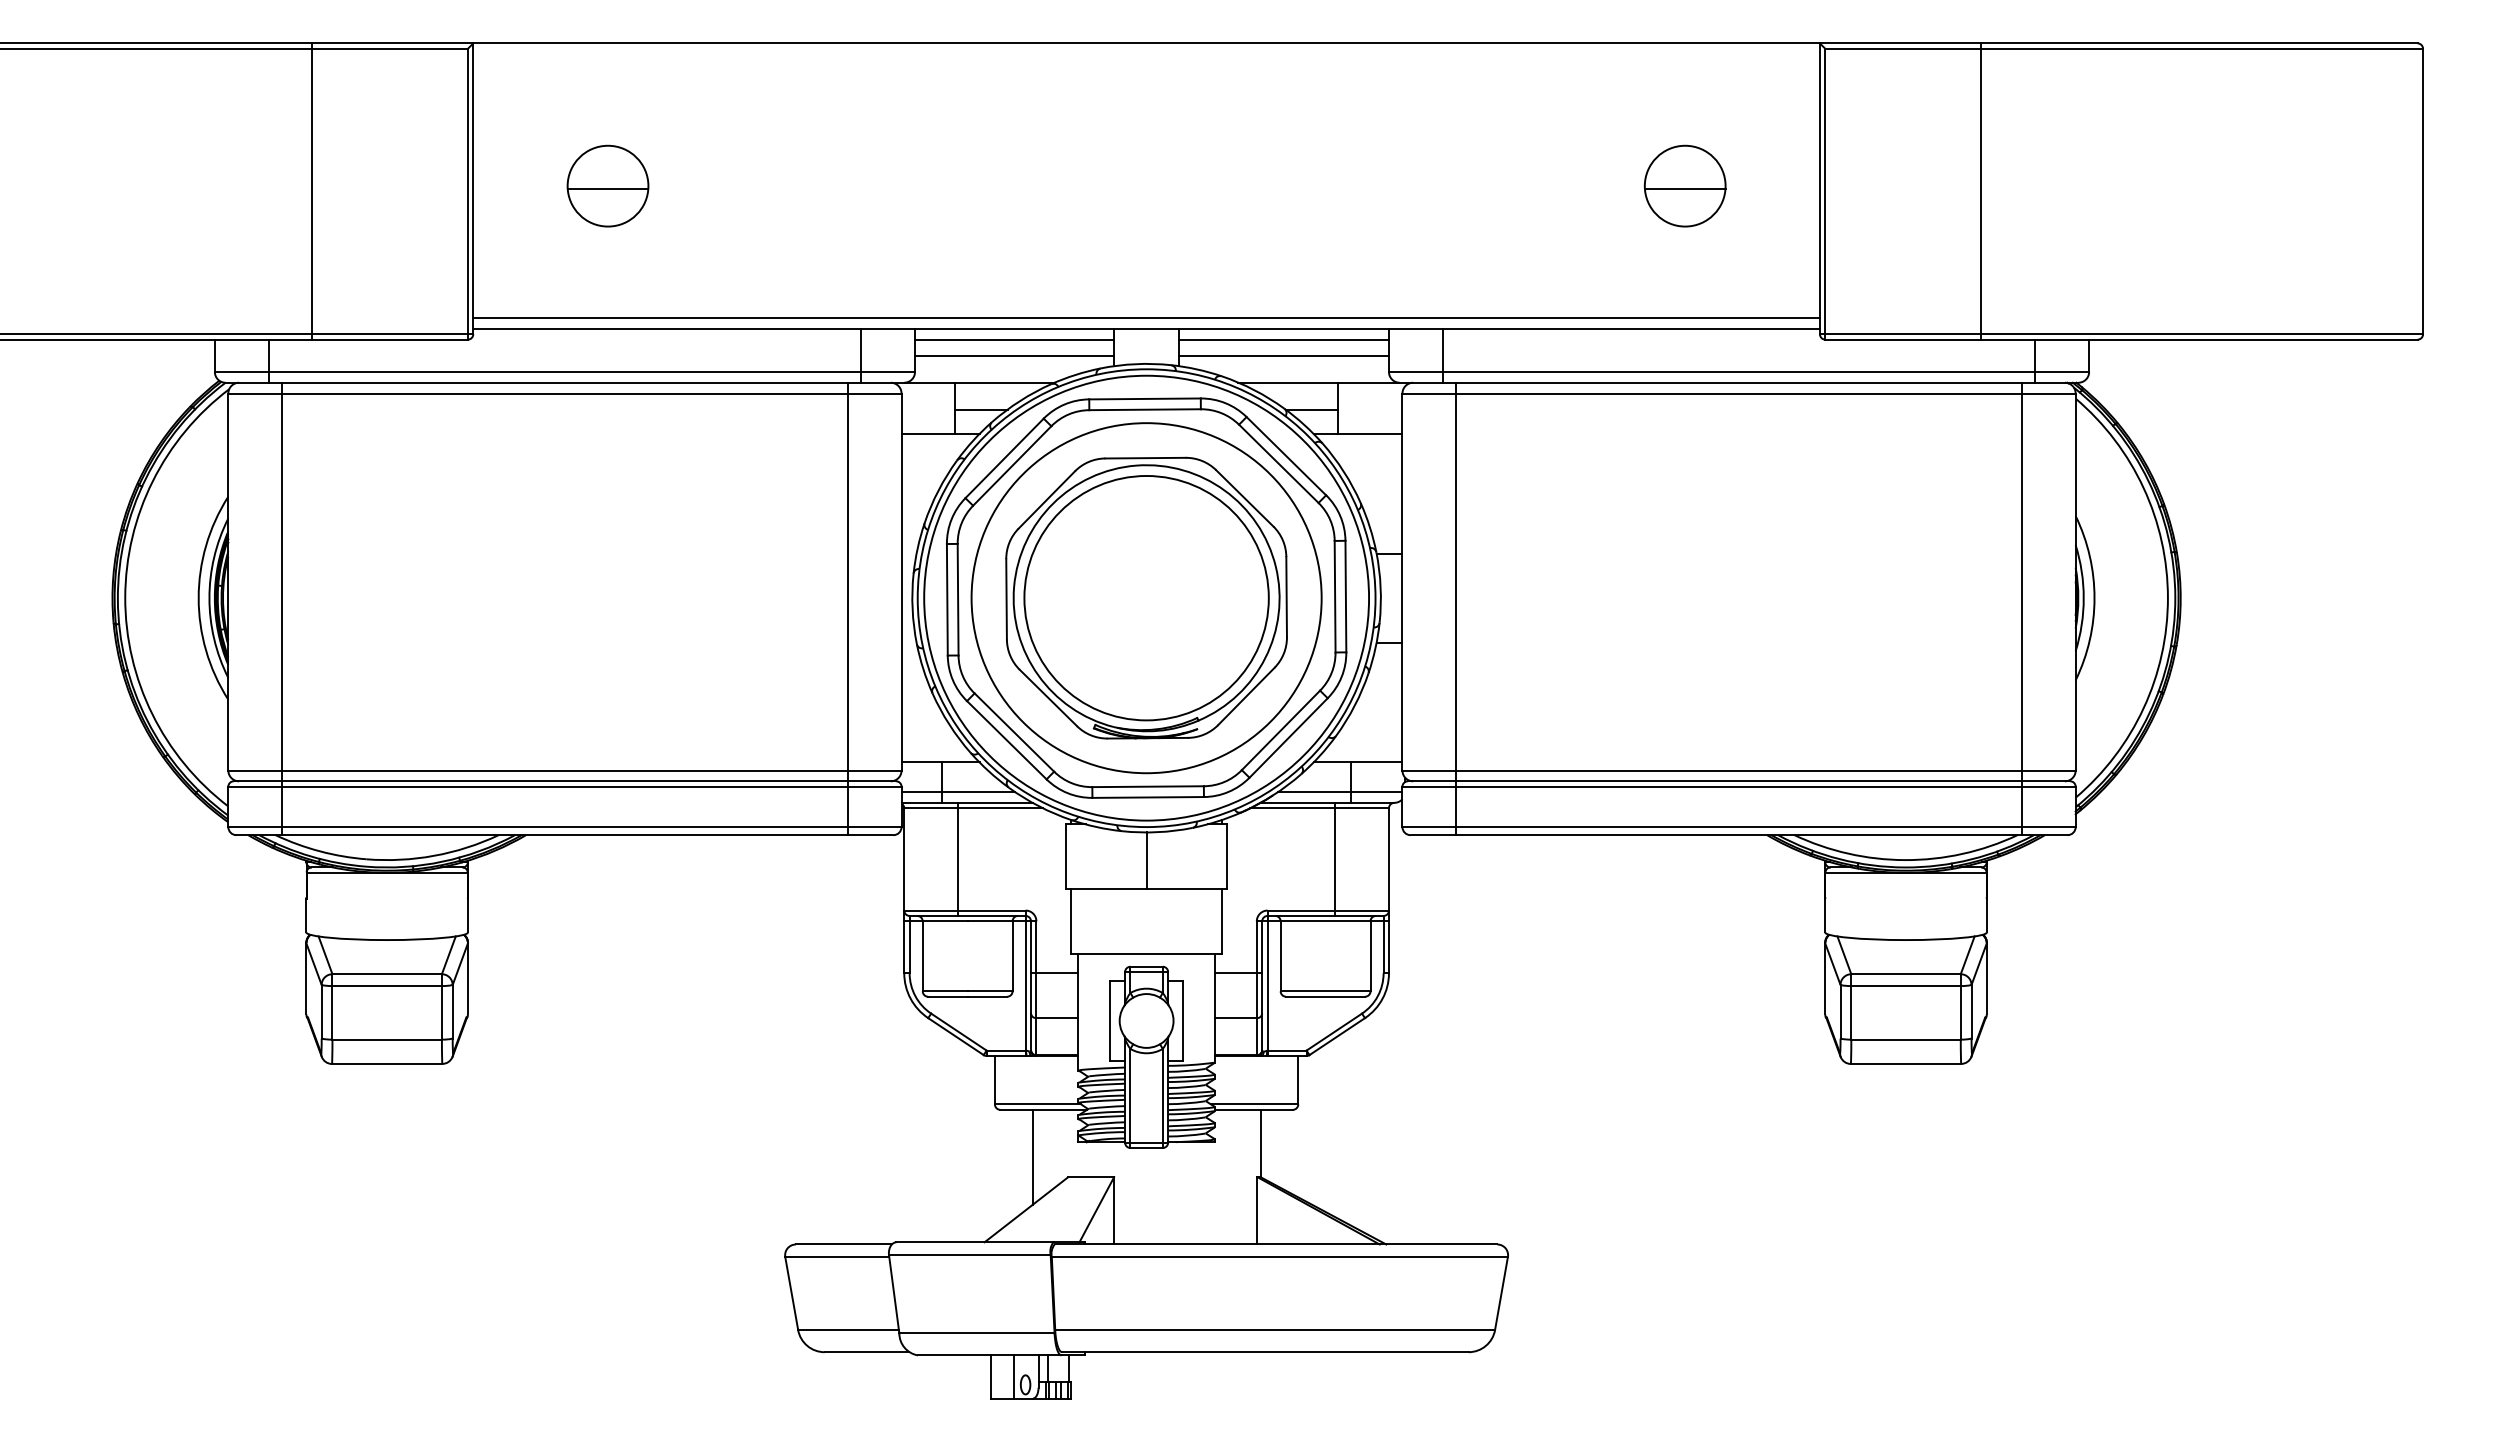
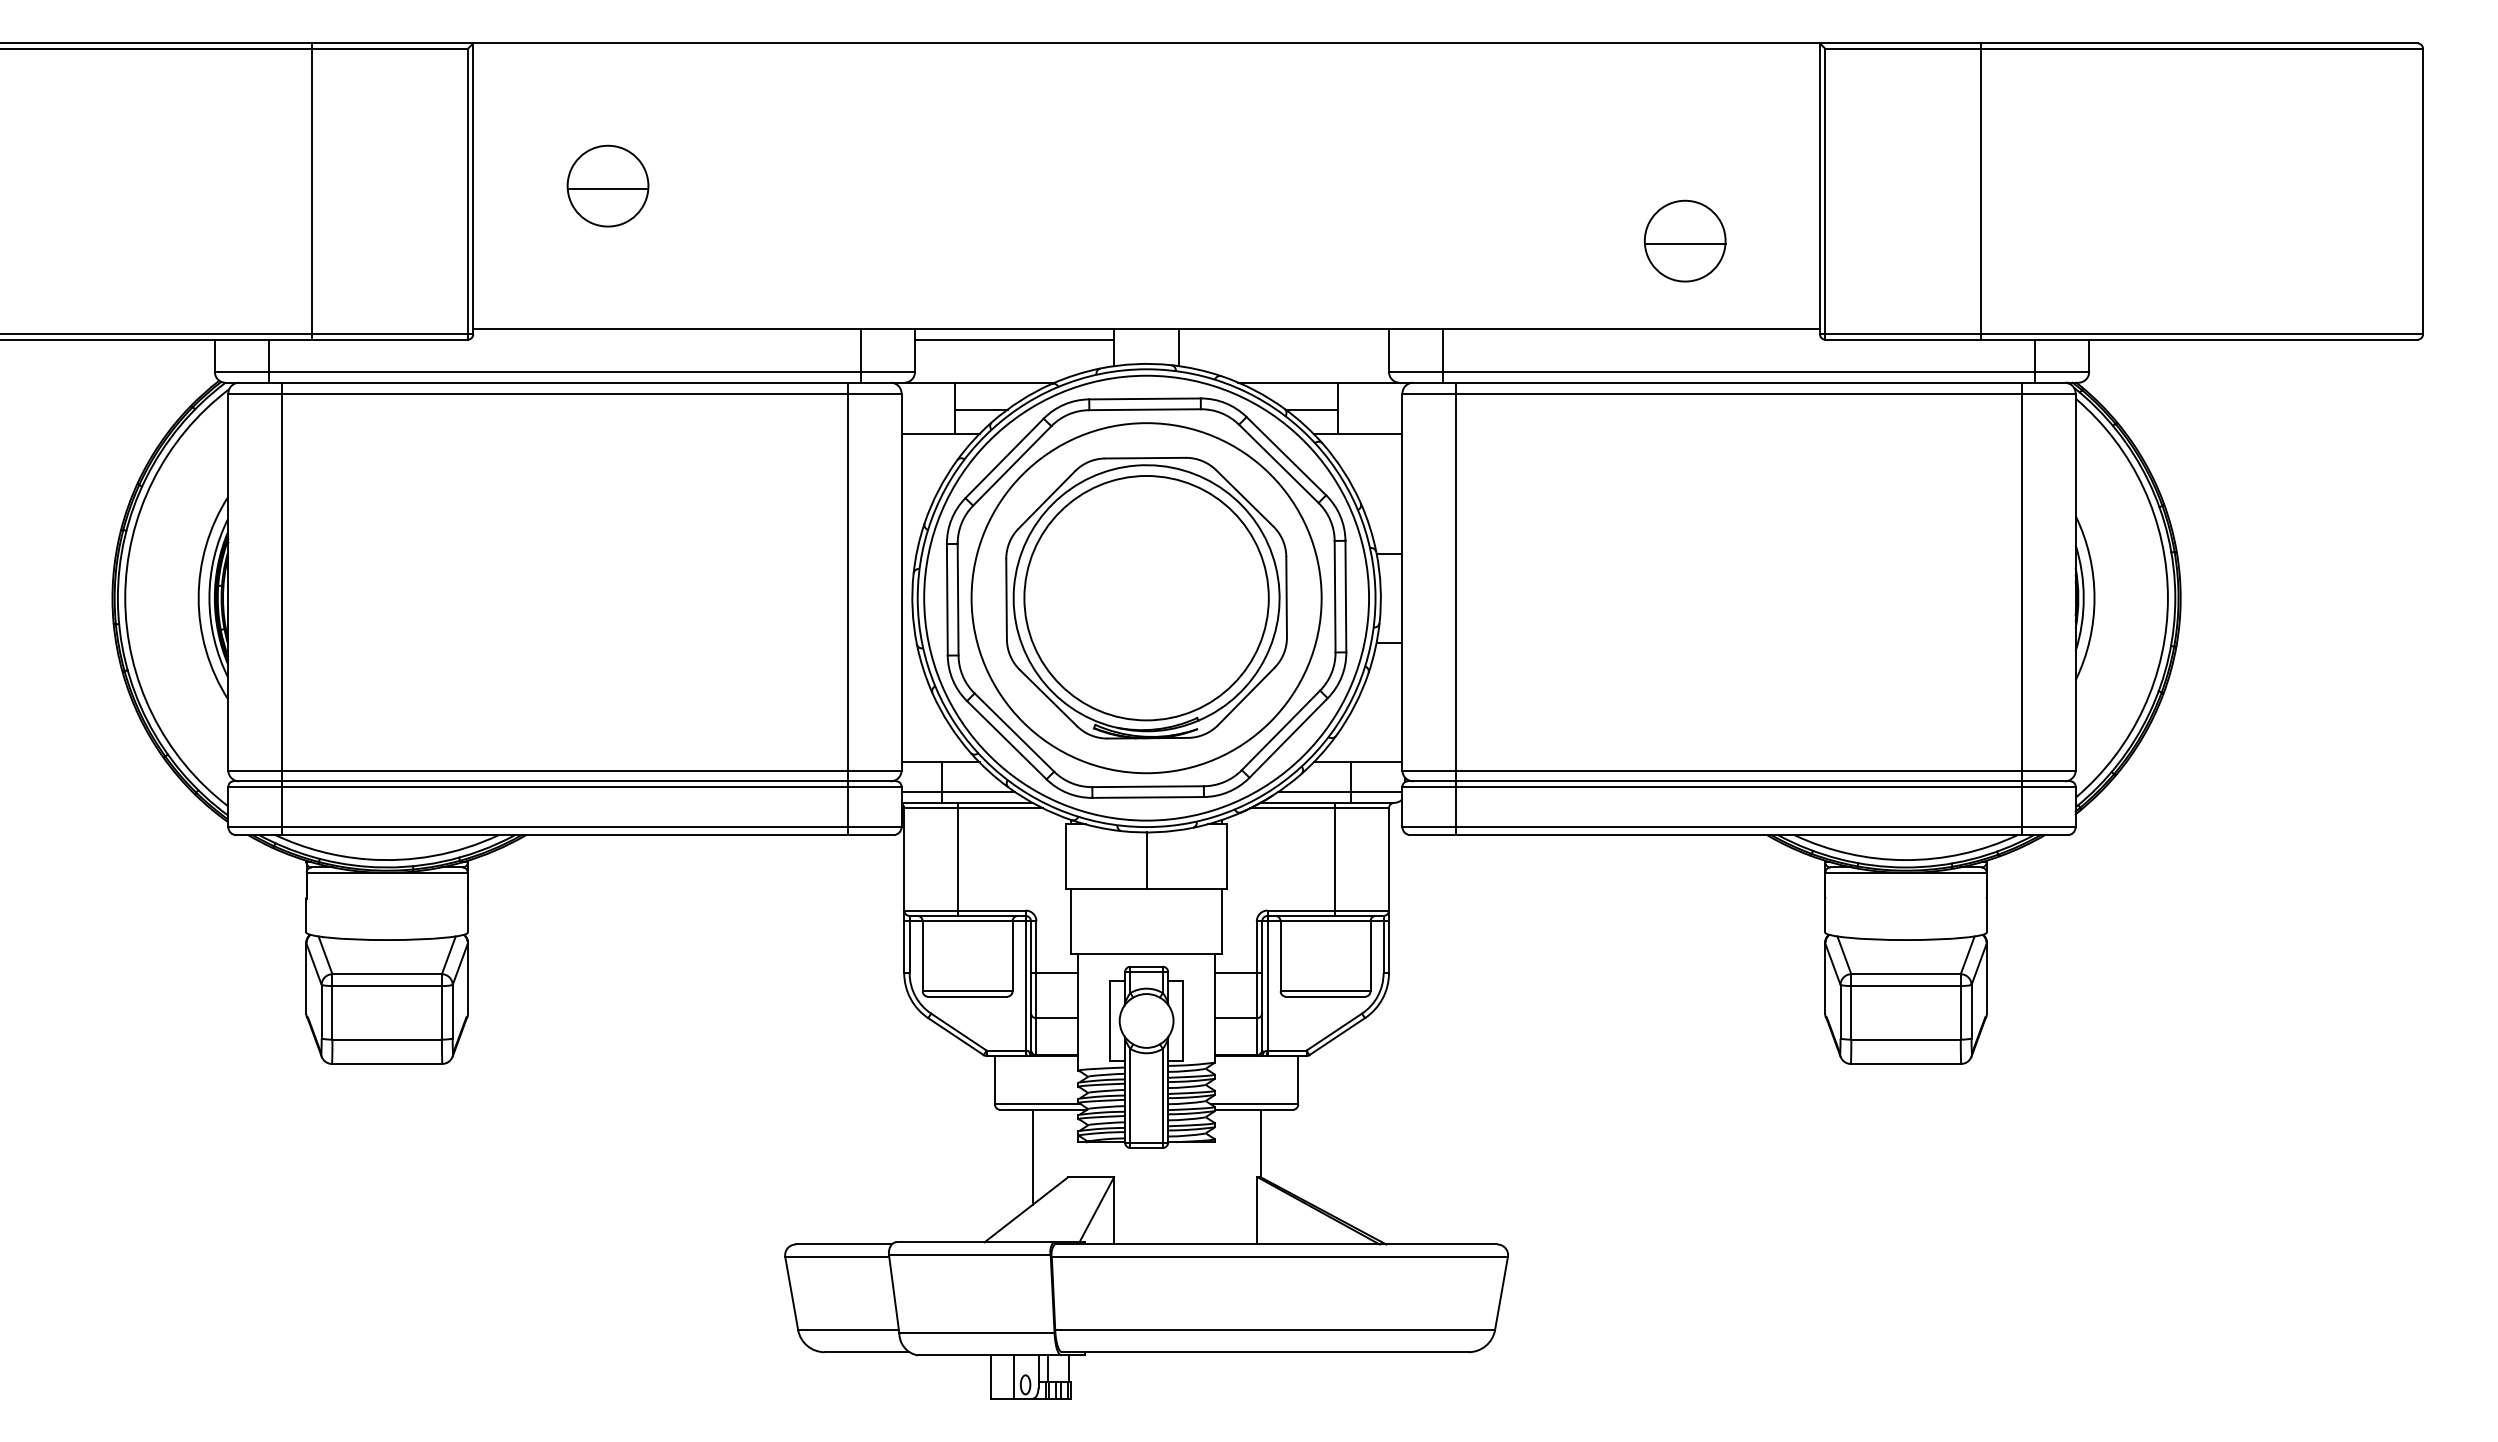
part position: (1684, 185) -> (1684, 240) (1684, 240)
line: present -> none (1146, 318)
line: present -> none (1283, 339)
line: present -> none (1014, 355)
line: present -> none (1283, 355)
